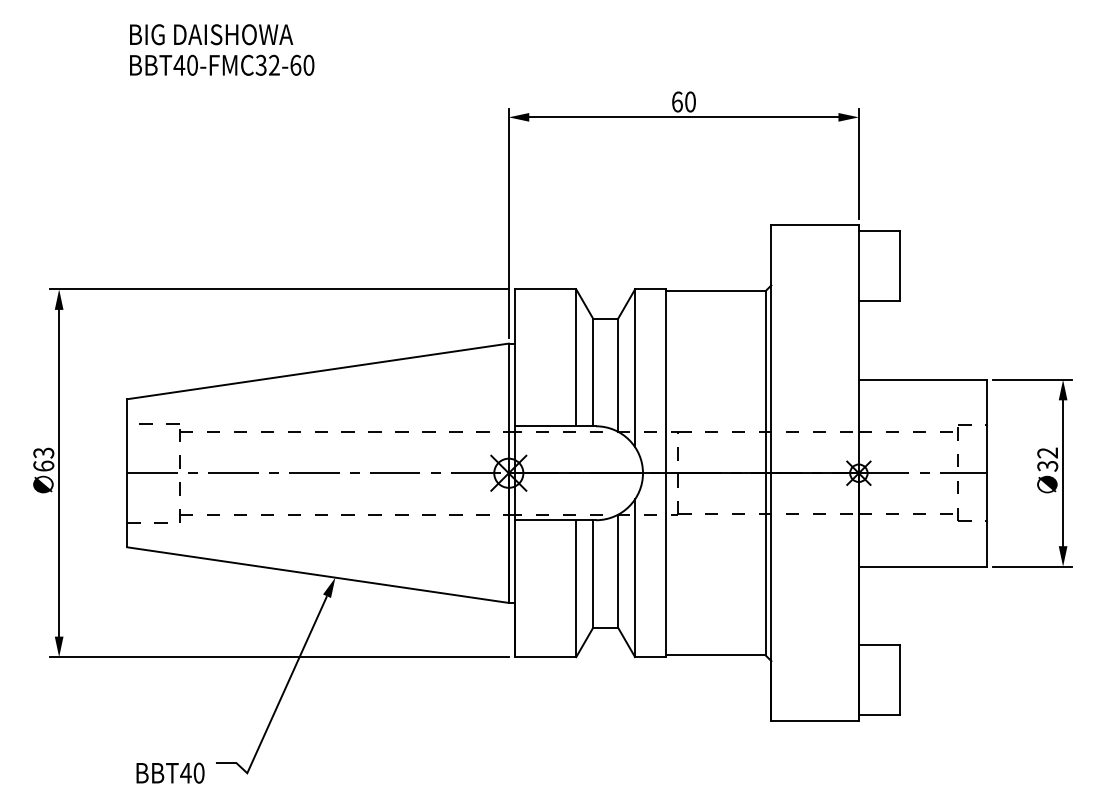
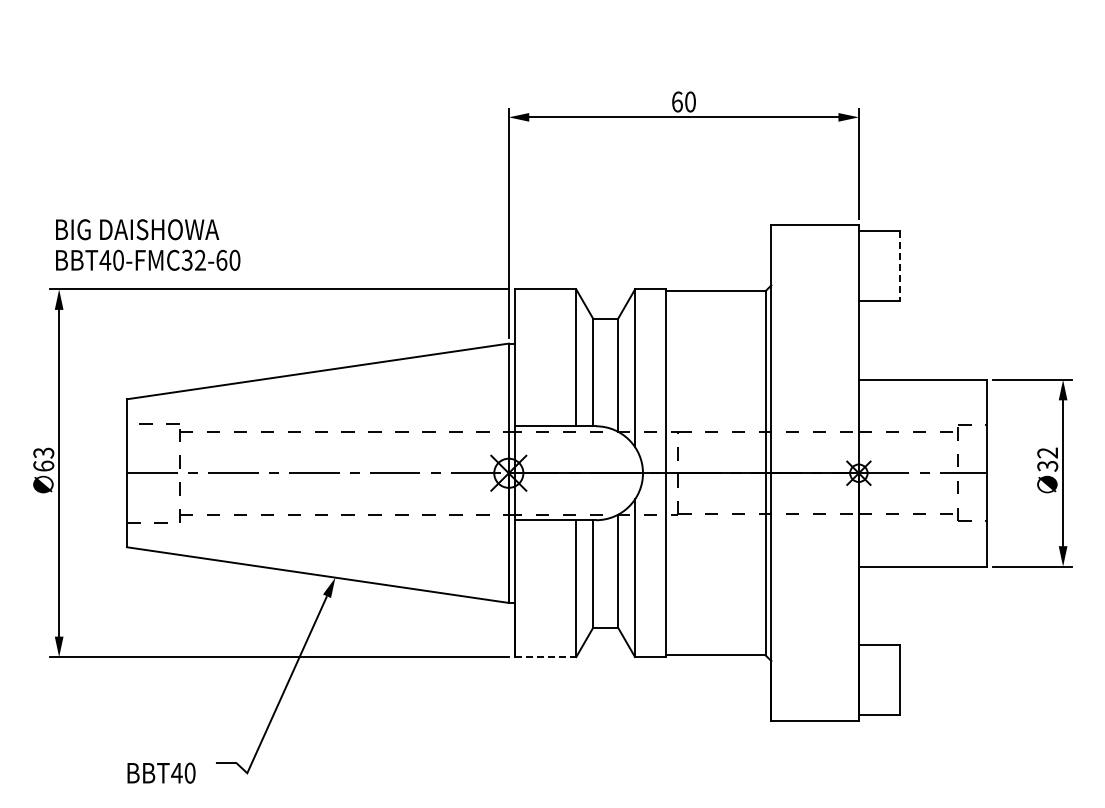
text position: (222, 49) -> (148, 244) (148, 244)
line: solid -> dashed (899, 266)
line: solid -> dashed (545, 657)
text position: (170, 772) -> (161, 772) (161, 772)
